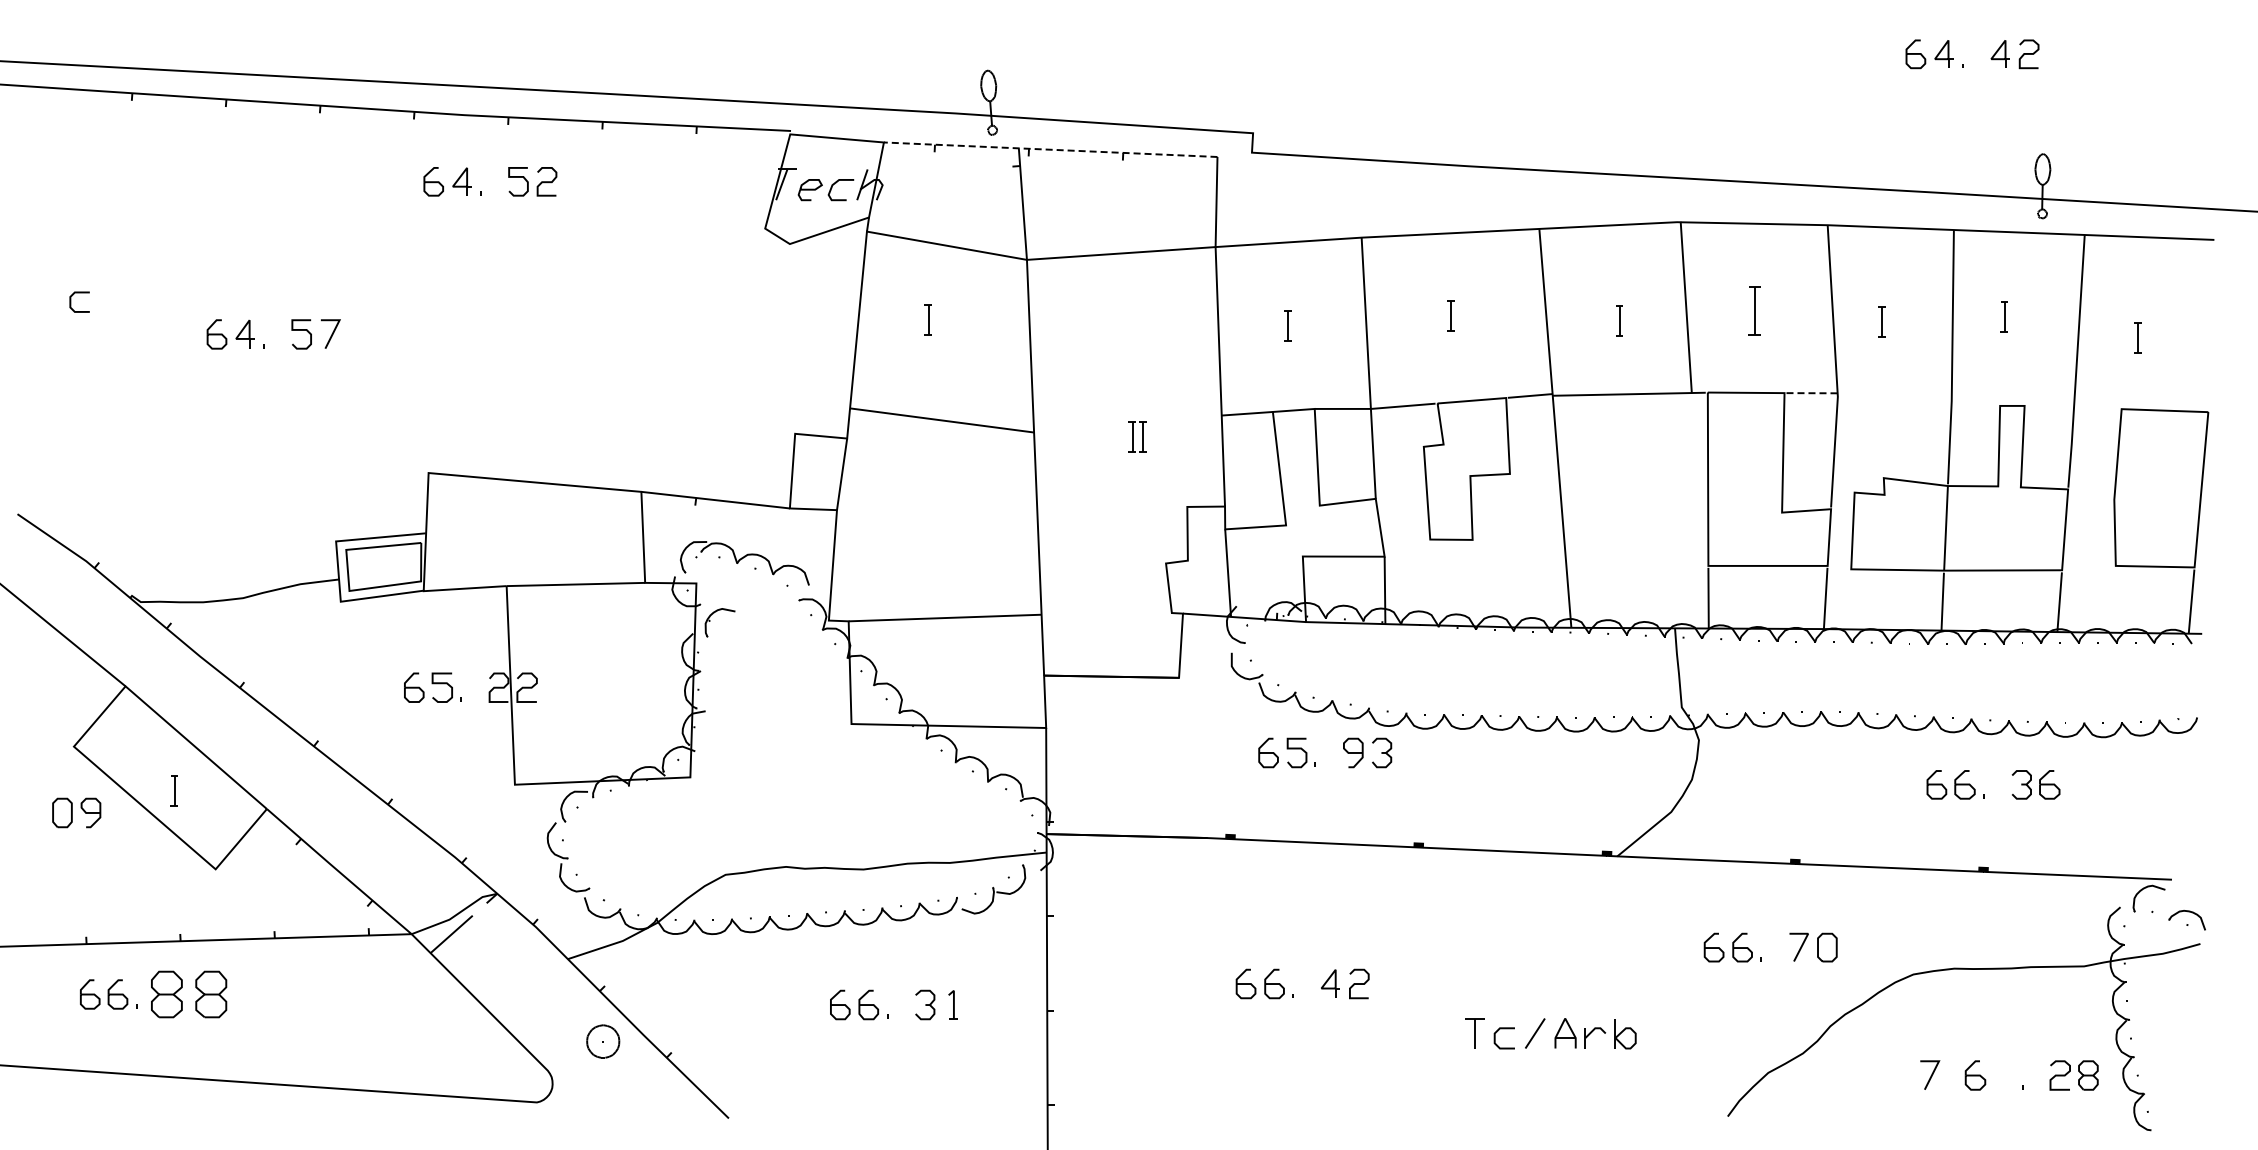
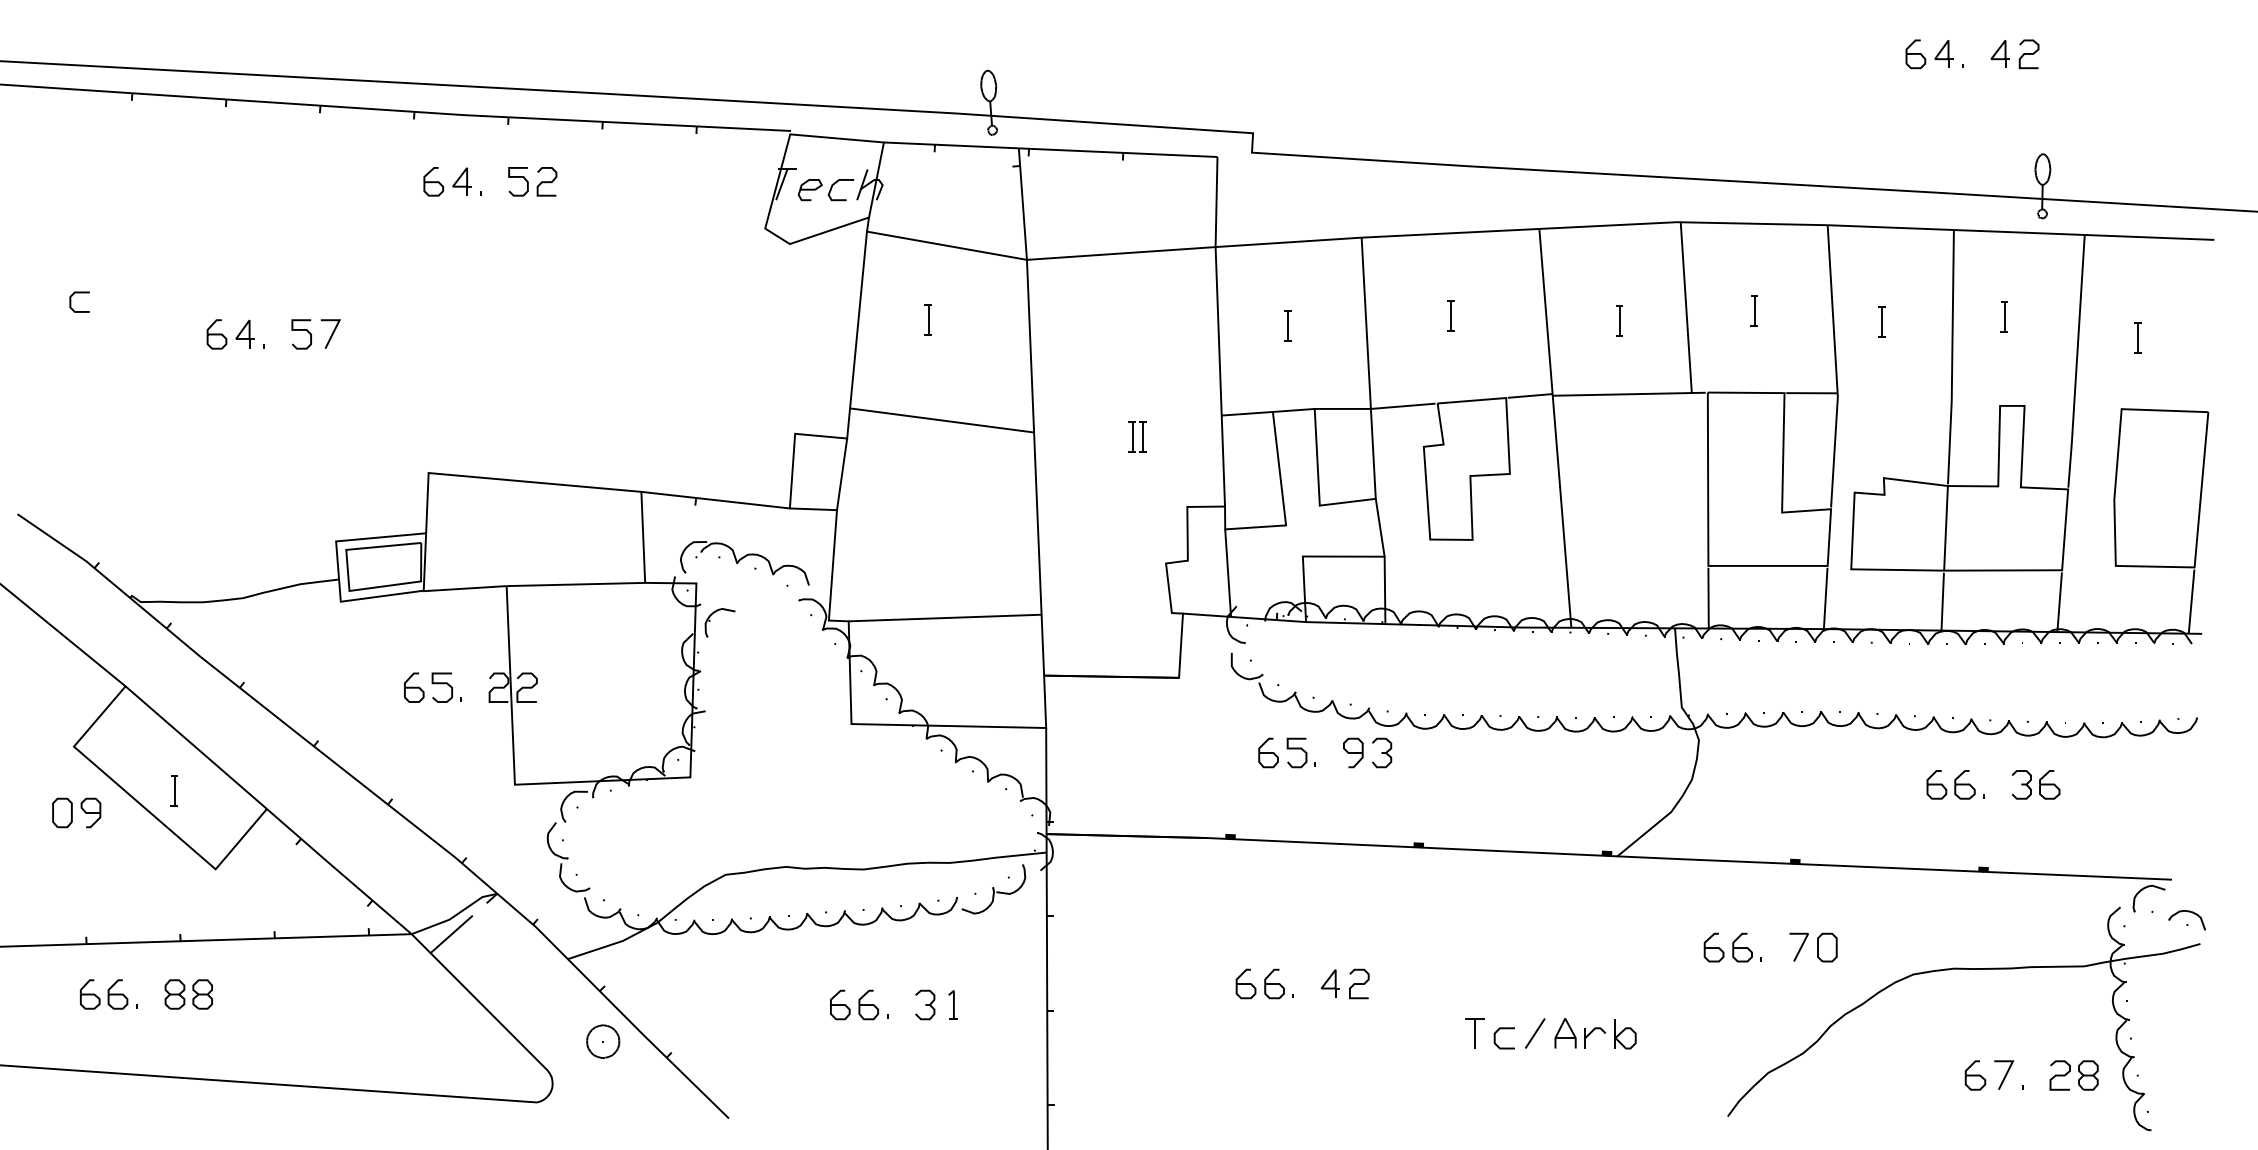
line: dashed -> solid (1050, 149)
part size: 13x50 px -> 8x32 px (1753, 310)
line: dashed -> solid (1811, 393)
part size: 77x49 px -> 49x31 px (188, 994)
line position: (1931, 1074) -> (2005, 1074) (2005, 1074)
